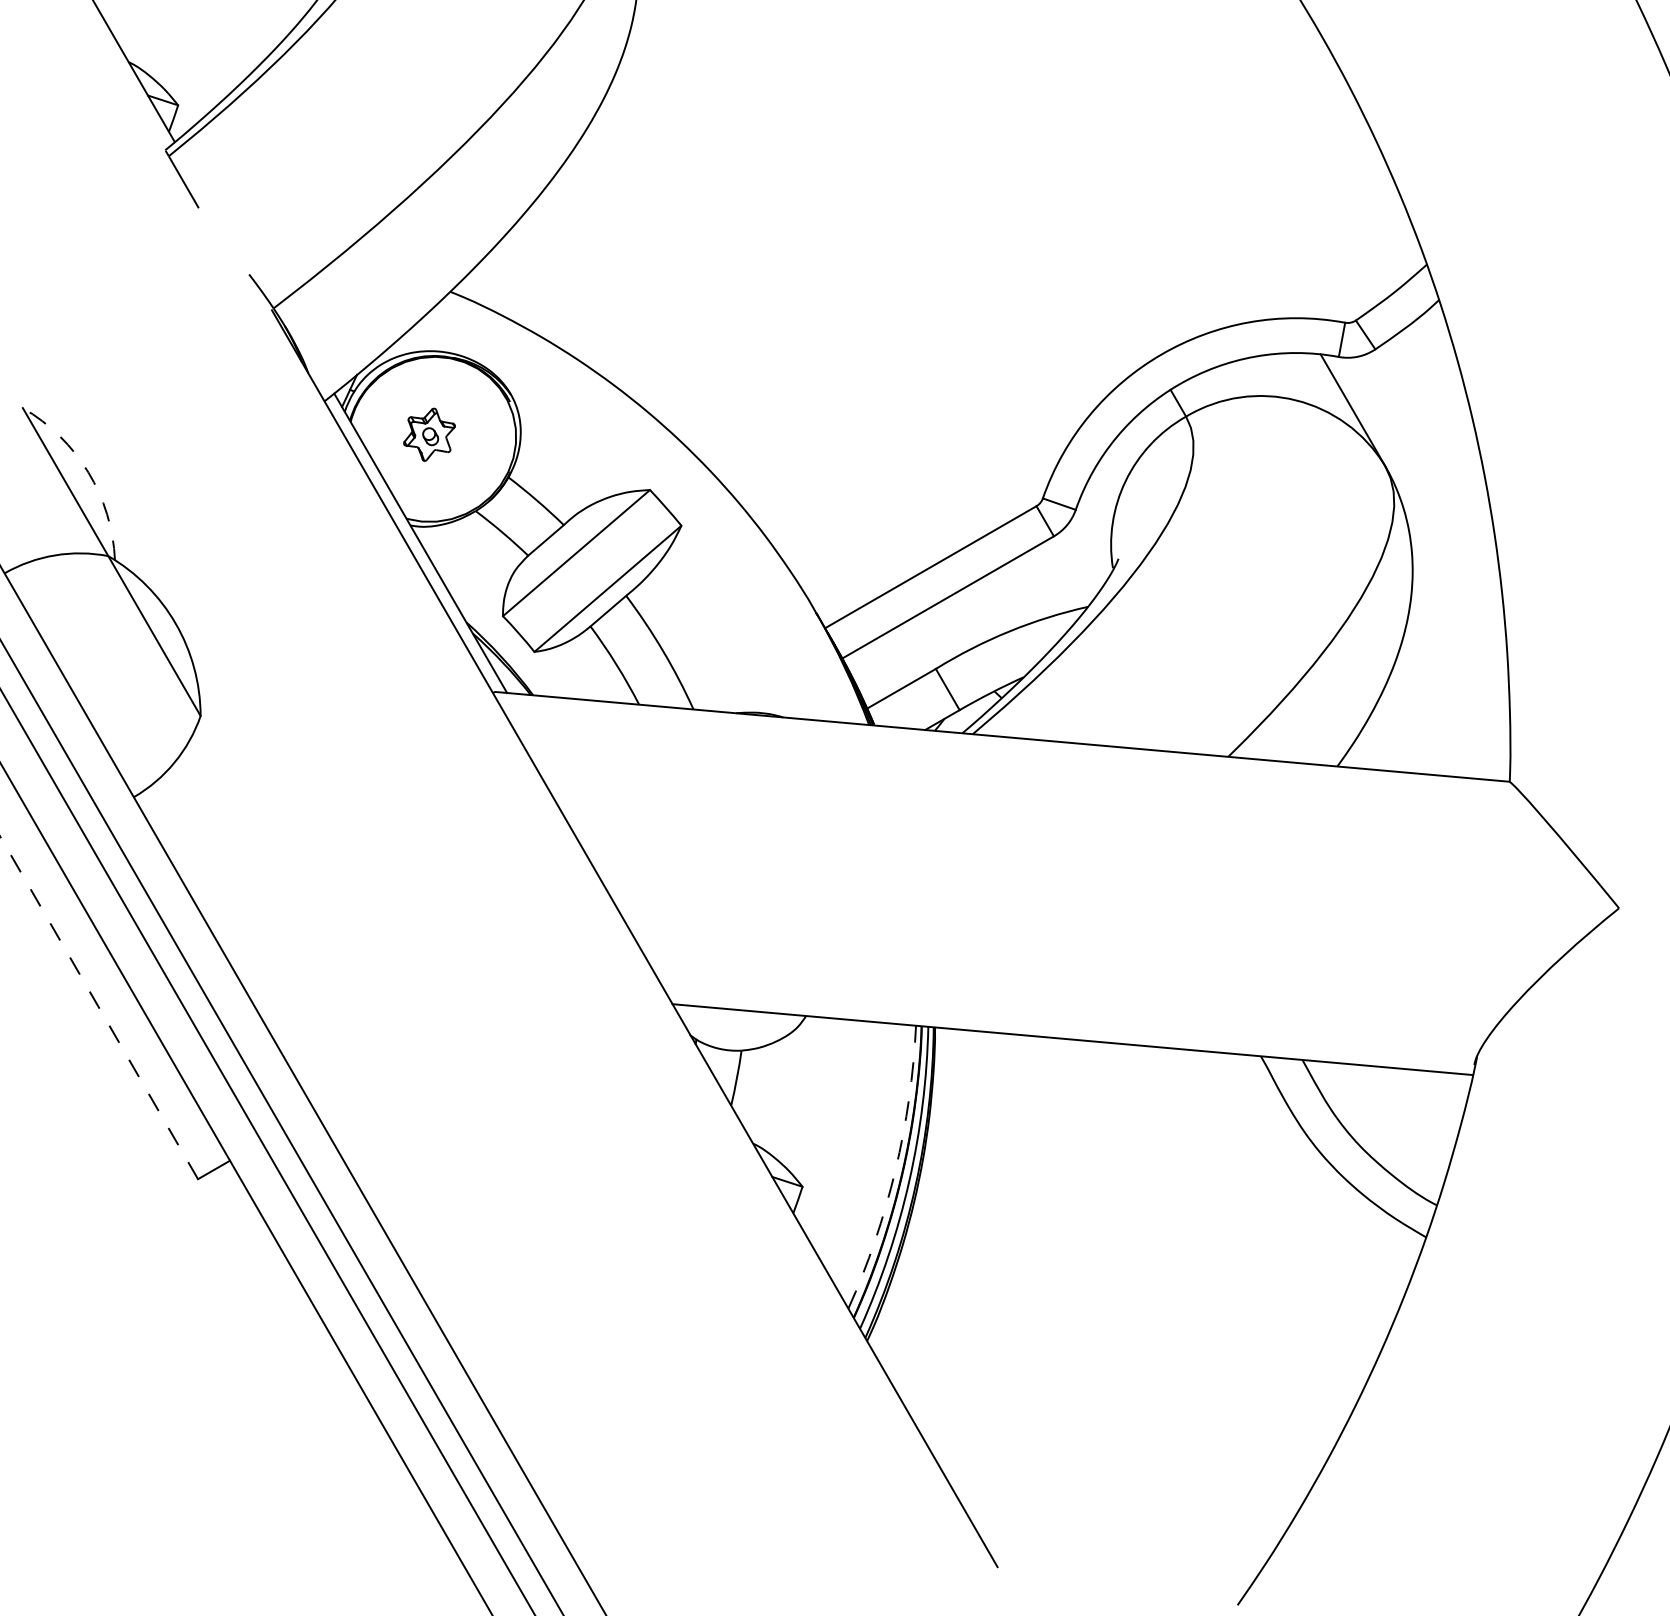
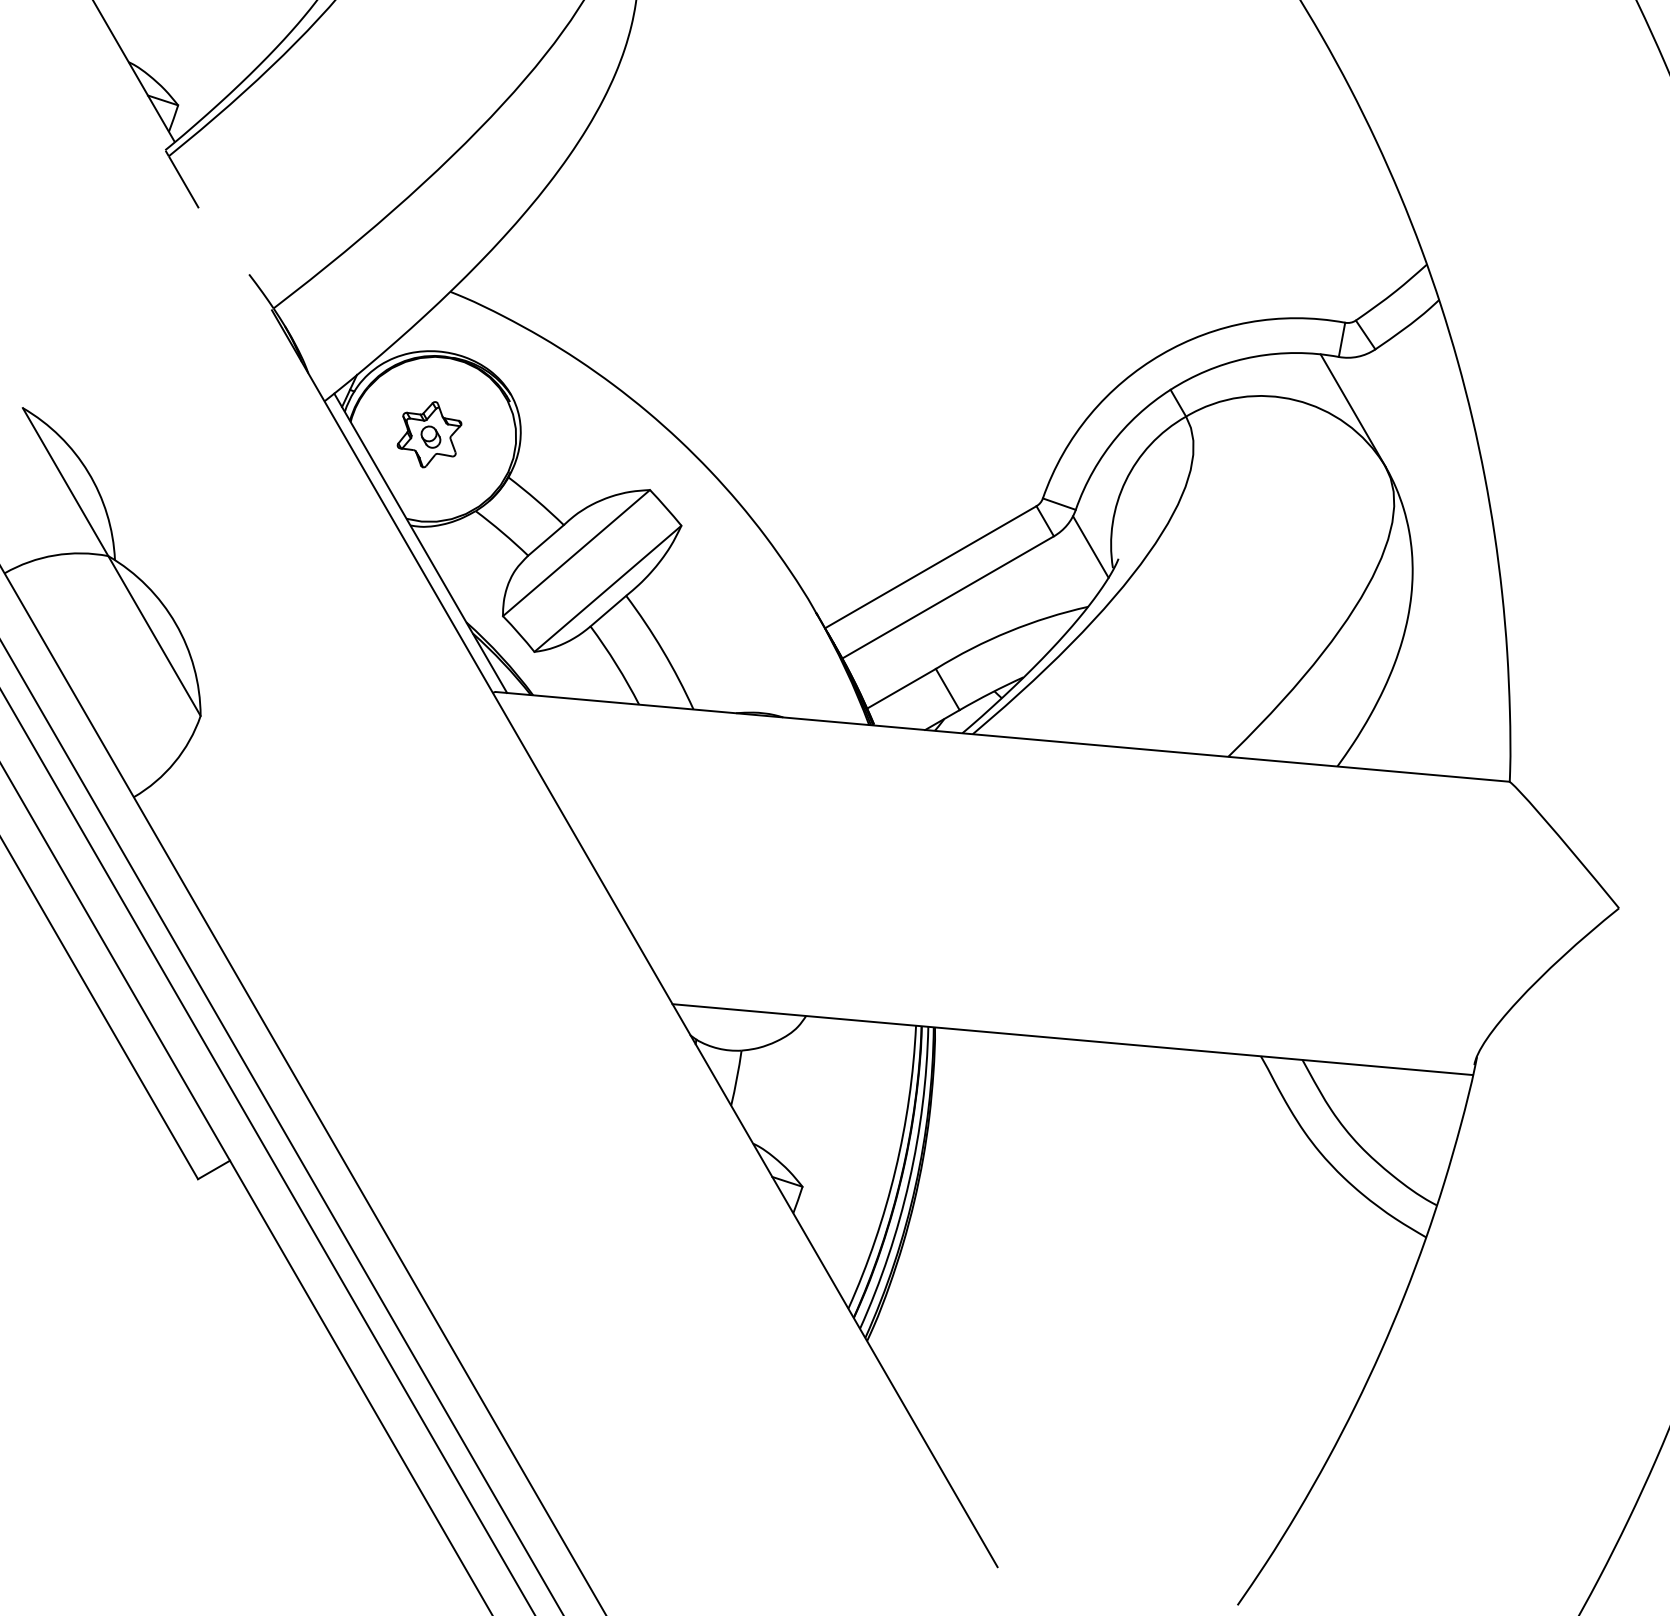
part size: 53x55 px -> 67x68 px (429, 434)
arc: dashed -> solid (88, 472)
line: none -> present (1090, 546)
line: dashed -> solid (99, 1007)
arc: dashed -> solid (895, 1170)
